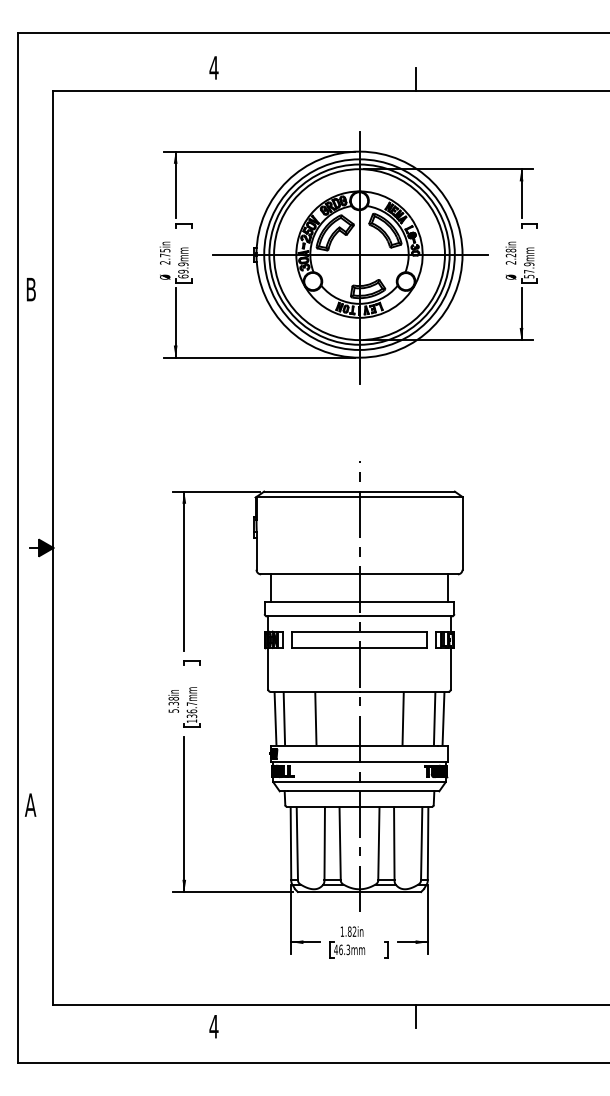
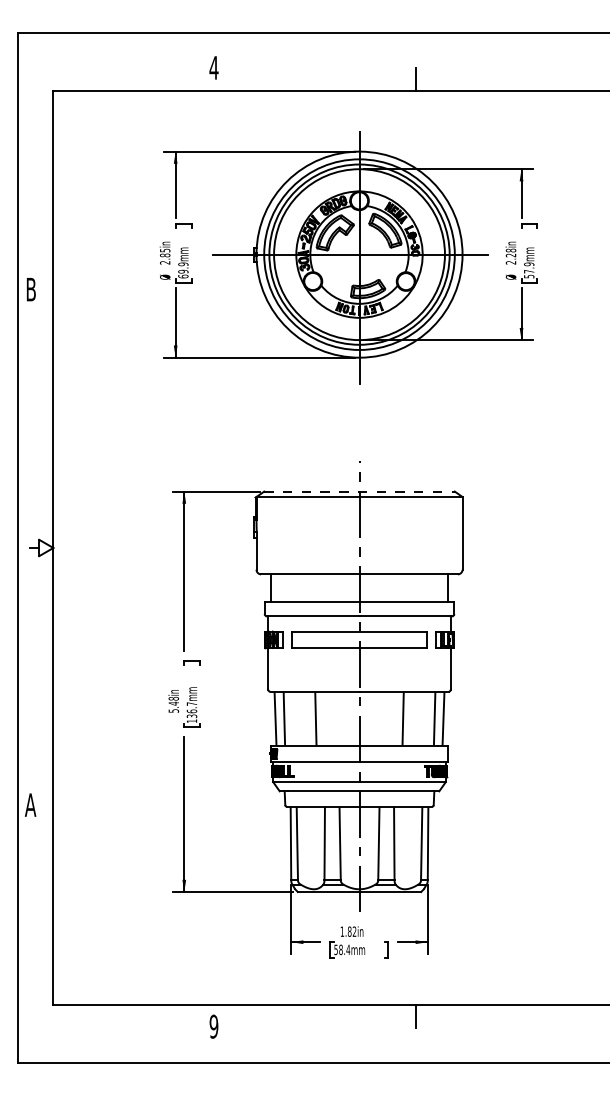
text: 2.75in -> 2.85in (165, 255)
line: solid -> dashed (360, 491)
fill: present -> none (46, 547)
text: 5.38in -> 5.48in (173, 703)
text: 46.3mm -> 58.4mm (341, 949)
text: 4 -> 9 (213, 1026)
